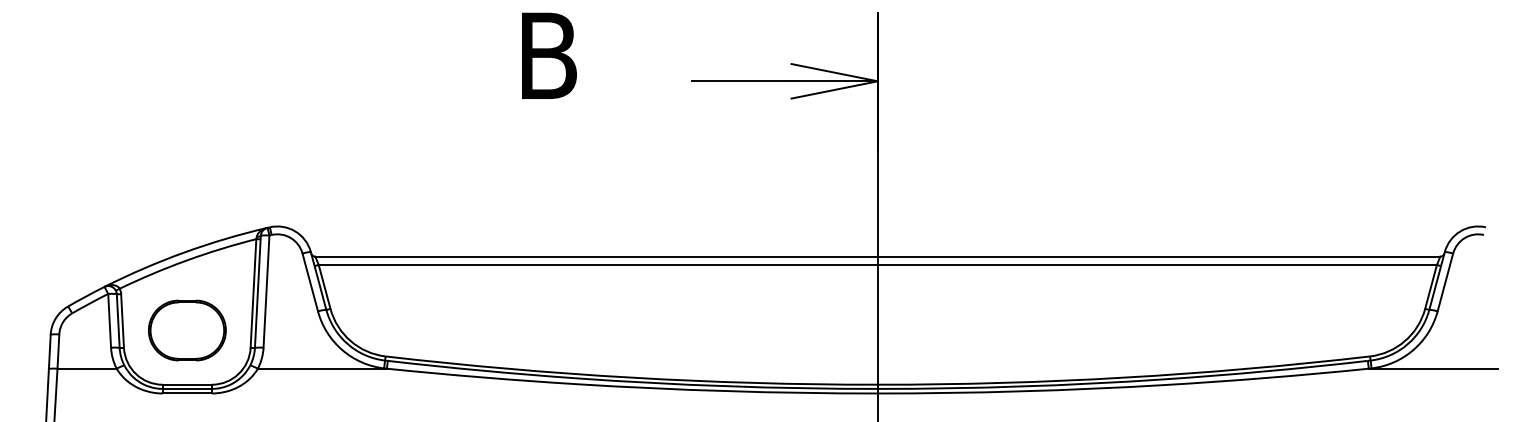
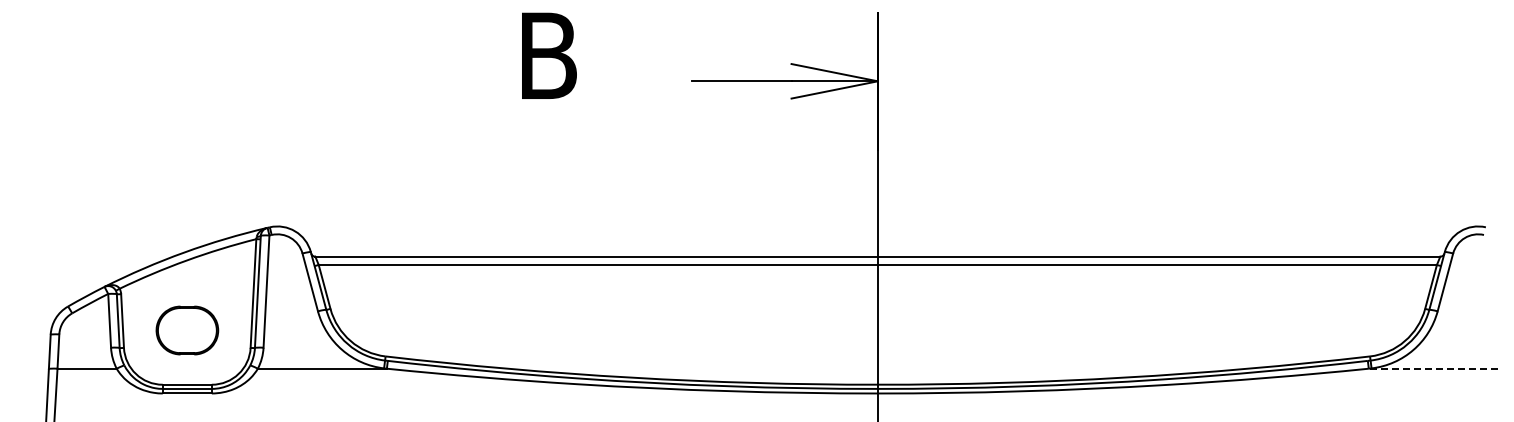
part size: 79x63 px -> 65x51 px (187, 330)
line: solid -> dashed (1433, 368)
